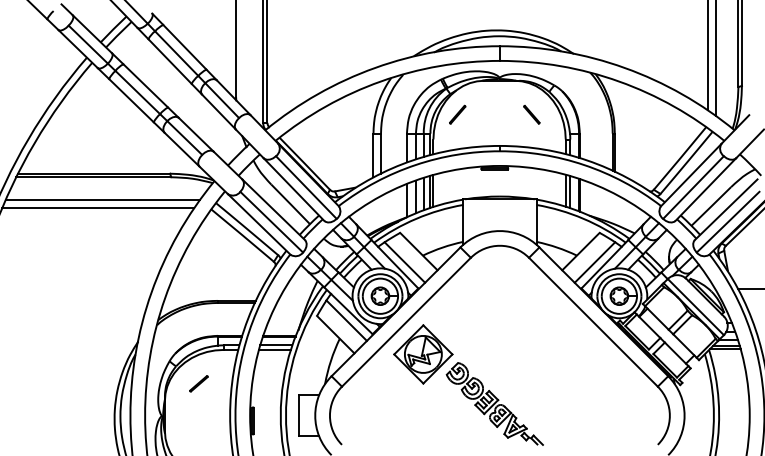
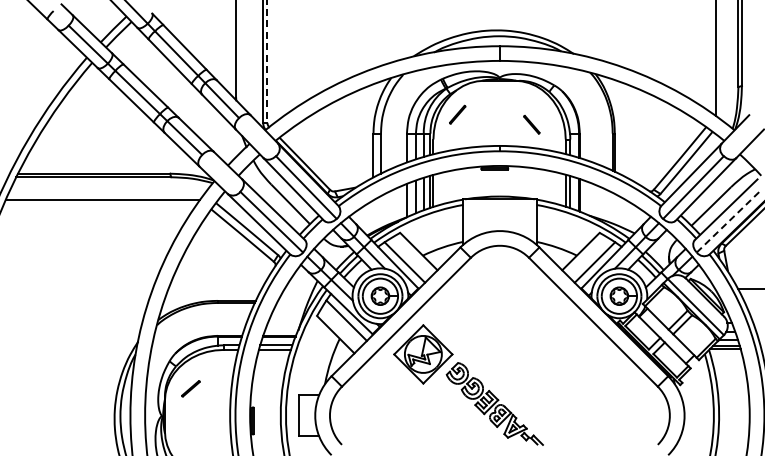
line: present -> none (707, 56)
line: solid -> dashed (267, 61)
line position: (531, 114) -> (531, 124) (531, 124)
line: present -> none (98, 207)
line: solid -> dashed (728, 222)
line position: (198, 383) -> (190, 388) (190, 388)
